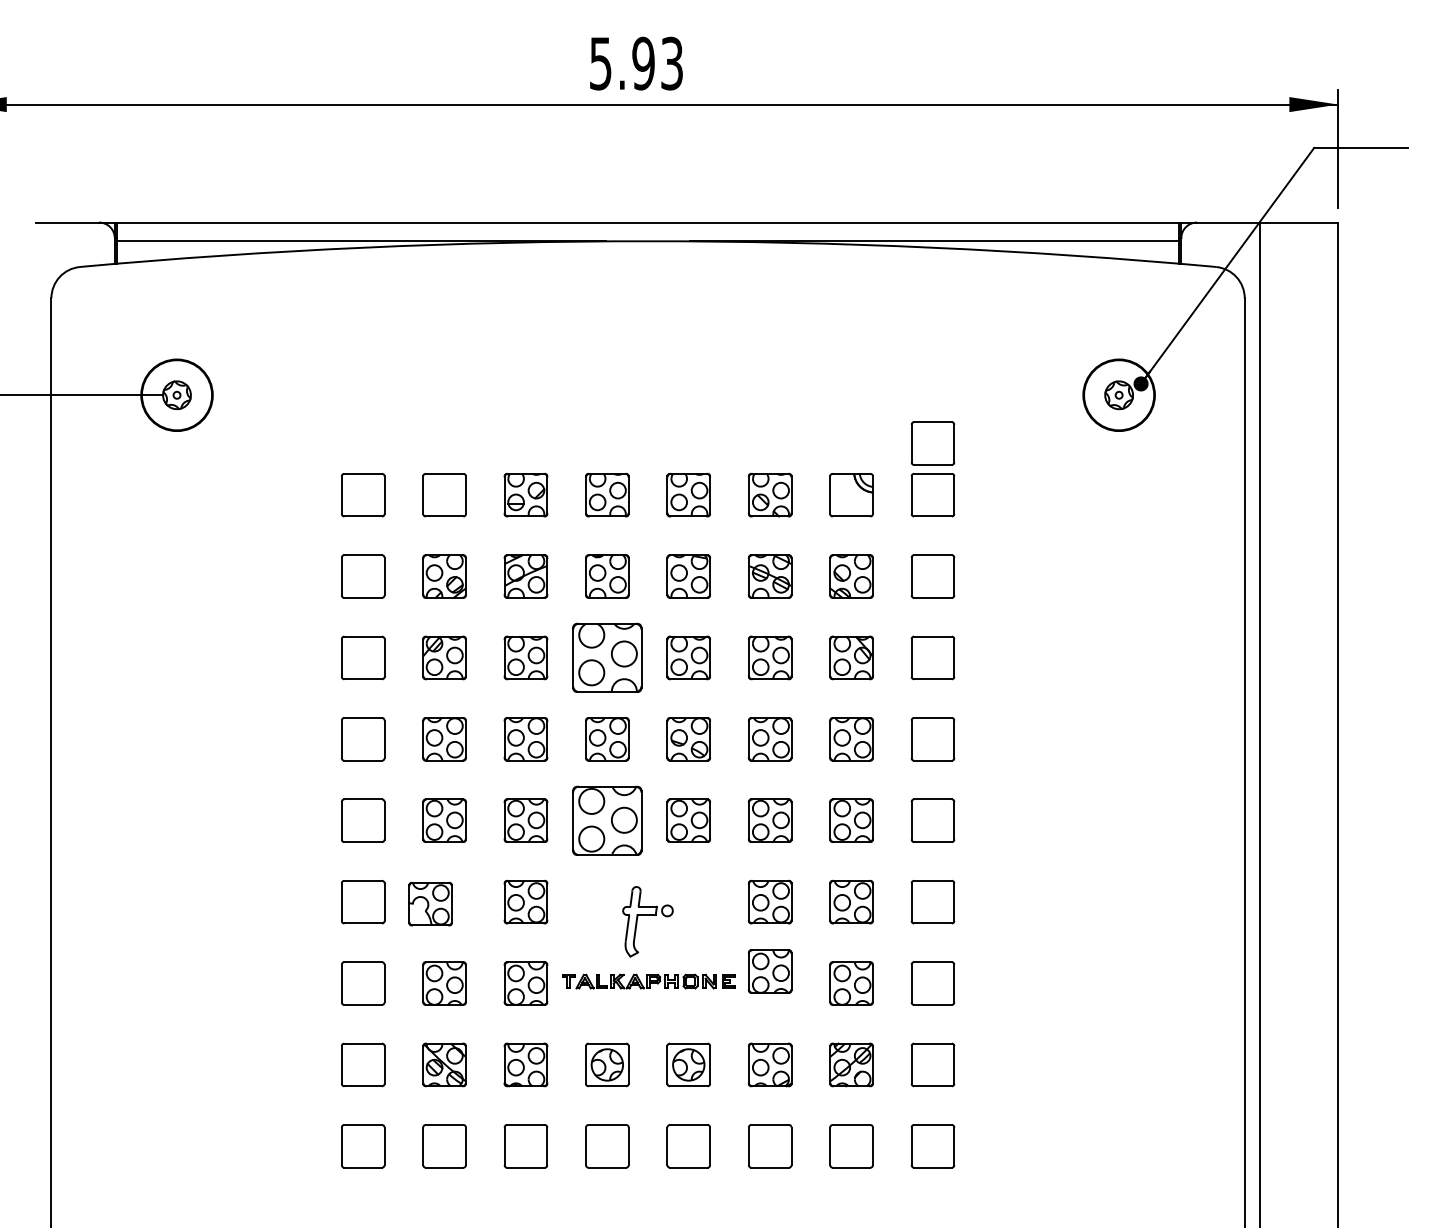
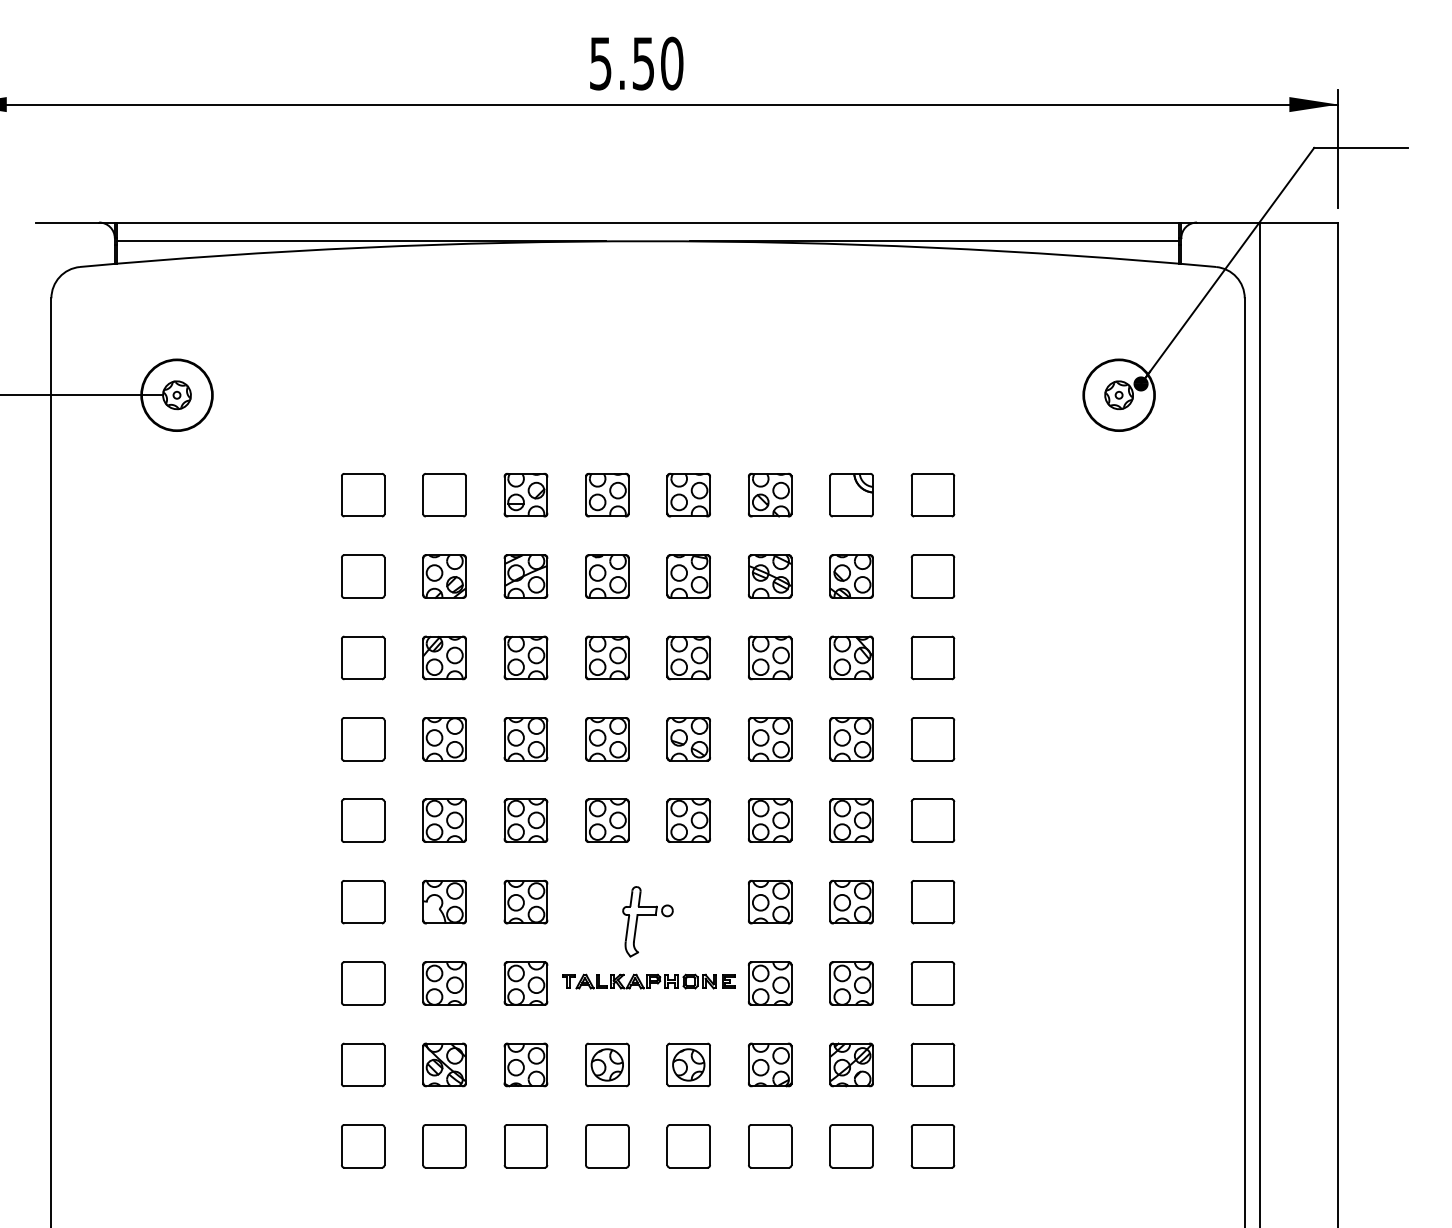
text: 5.93 -> 5.50 (657, 63)
part: present -> none (932, 443)
part size: 71x71 px -> 45x46 px (607, 657)
part size: 71x71 px -> 45x45 px (607, 820)
part position: (430, 903) -> (444, 901) (444, 901)
part position: (770, 971) -> (770, 983) (770, 983)
